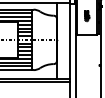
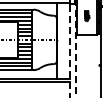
line: solid -> dashed (69, 49)
line: solid -> dashed (75, 50)
